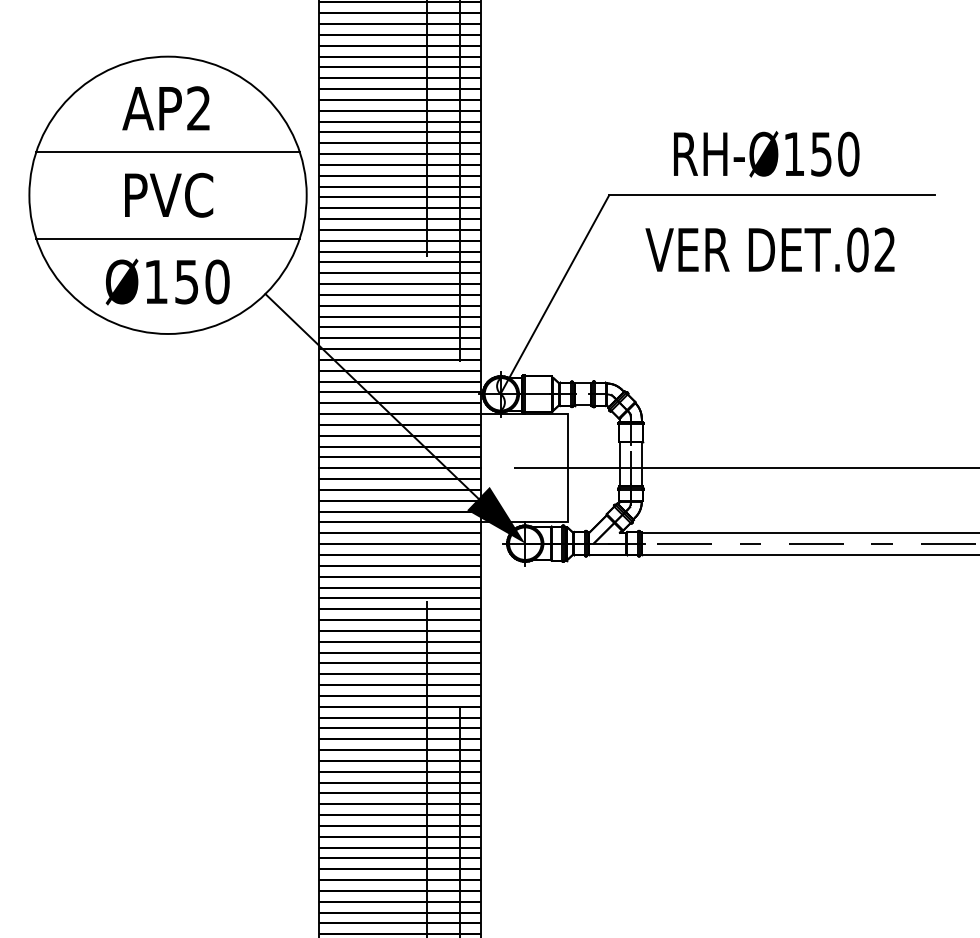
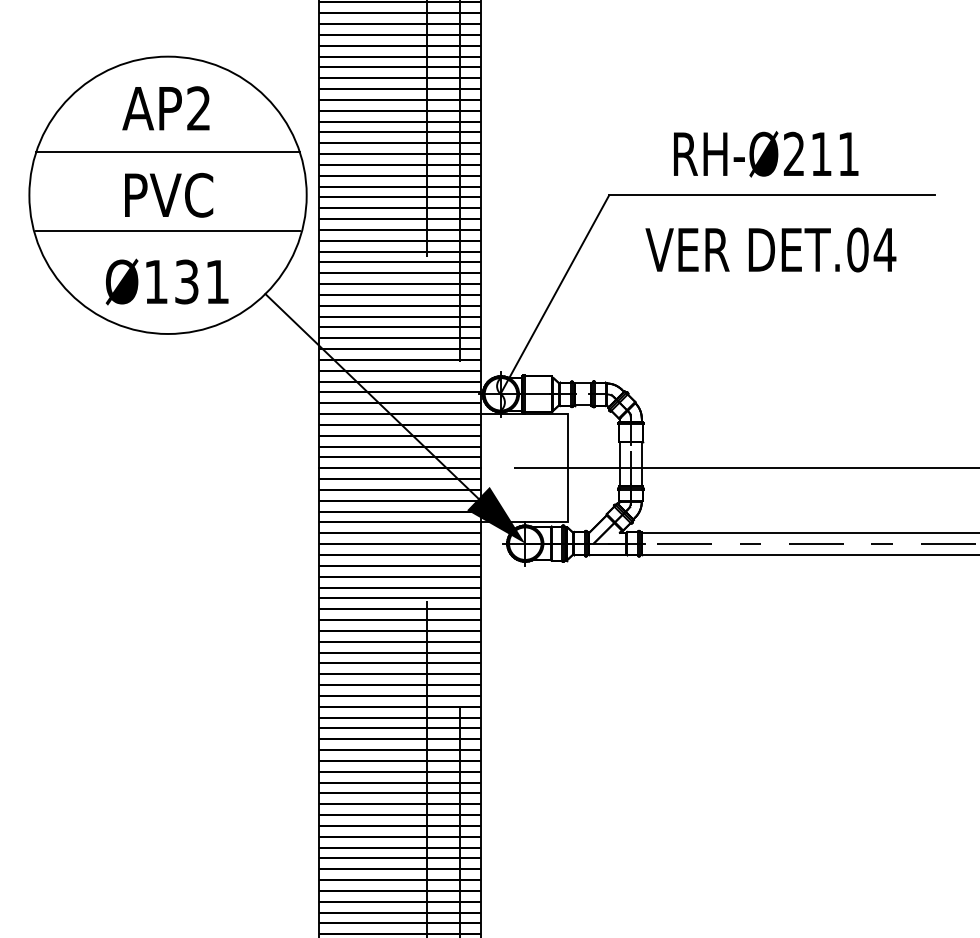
text: RH-Ø150 -> RH-Ø211 (821, 153)
line position: (167, 238) -> (167, 230) (167, 230)
text: DET.02 -> DET.04 (884, 249)
text: Ø150 -> Ø131 (202, 281)
